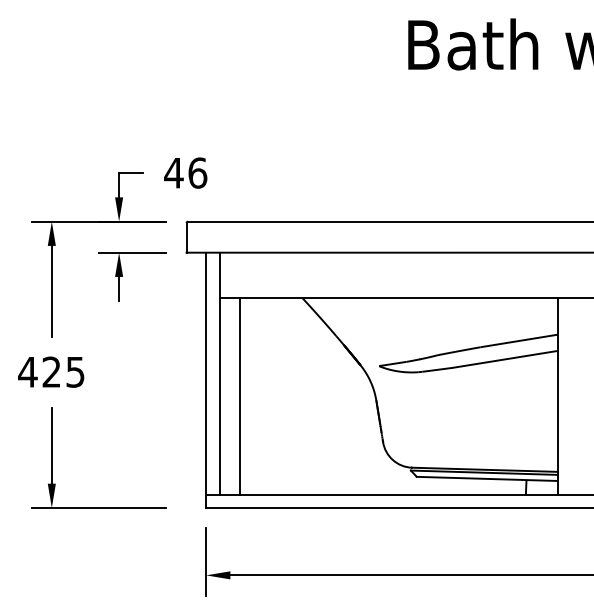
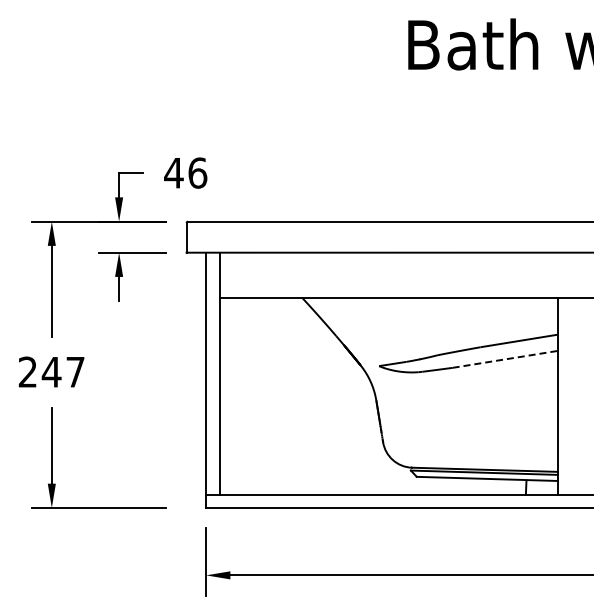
line: solid -> dashed (505, 359)
text: 425 -> 247 (51, 371)
line: present -> none (239, 395)
